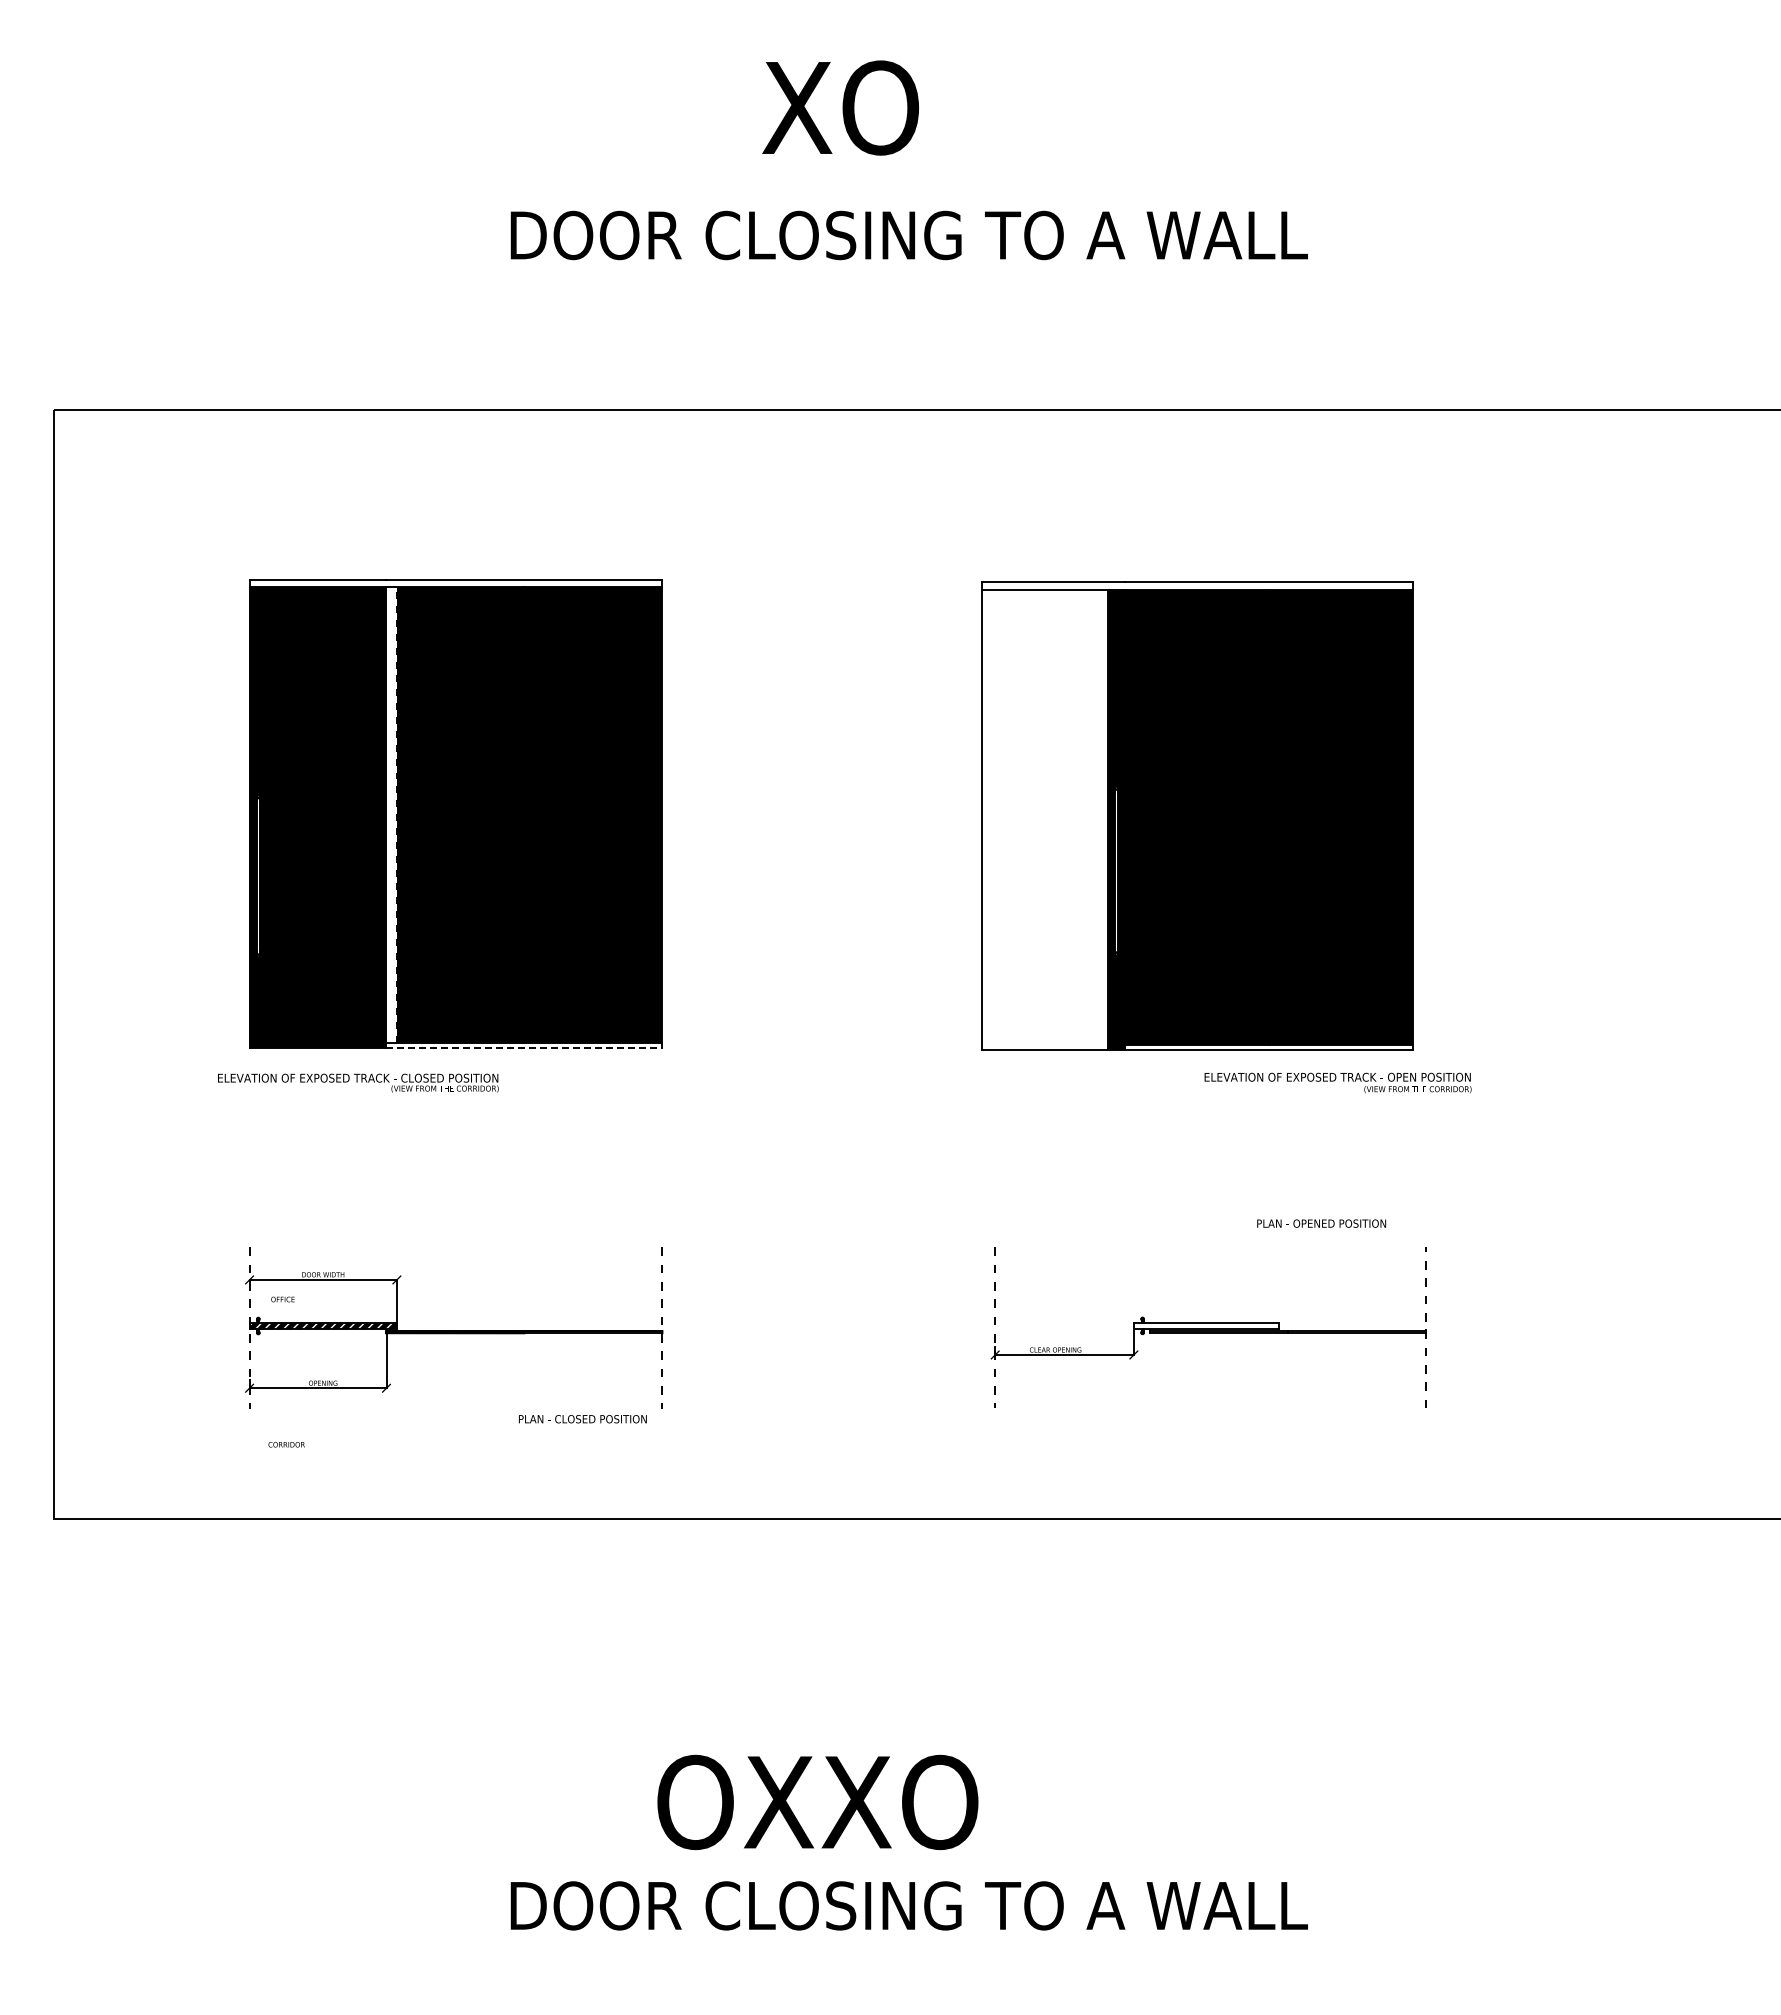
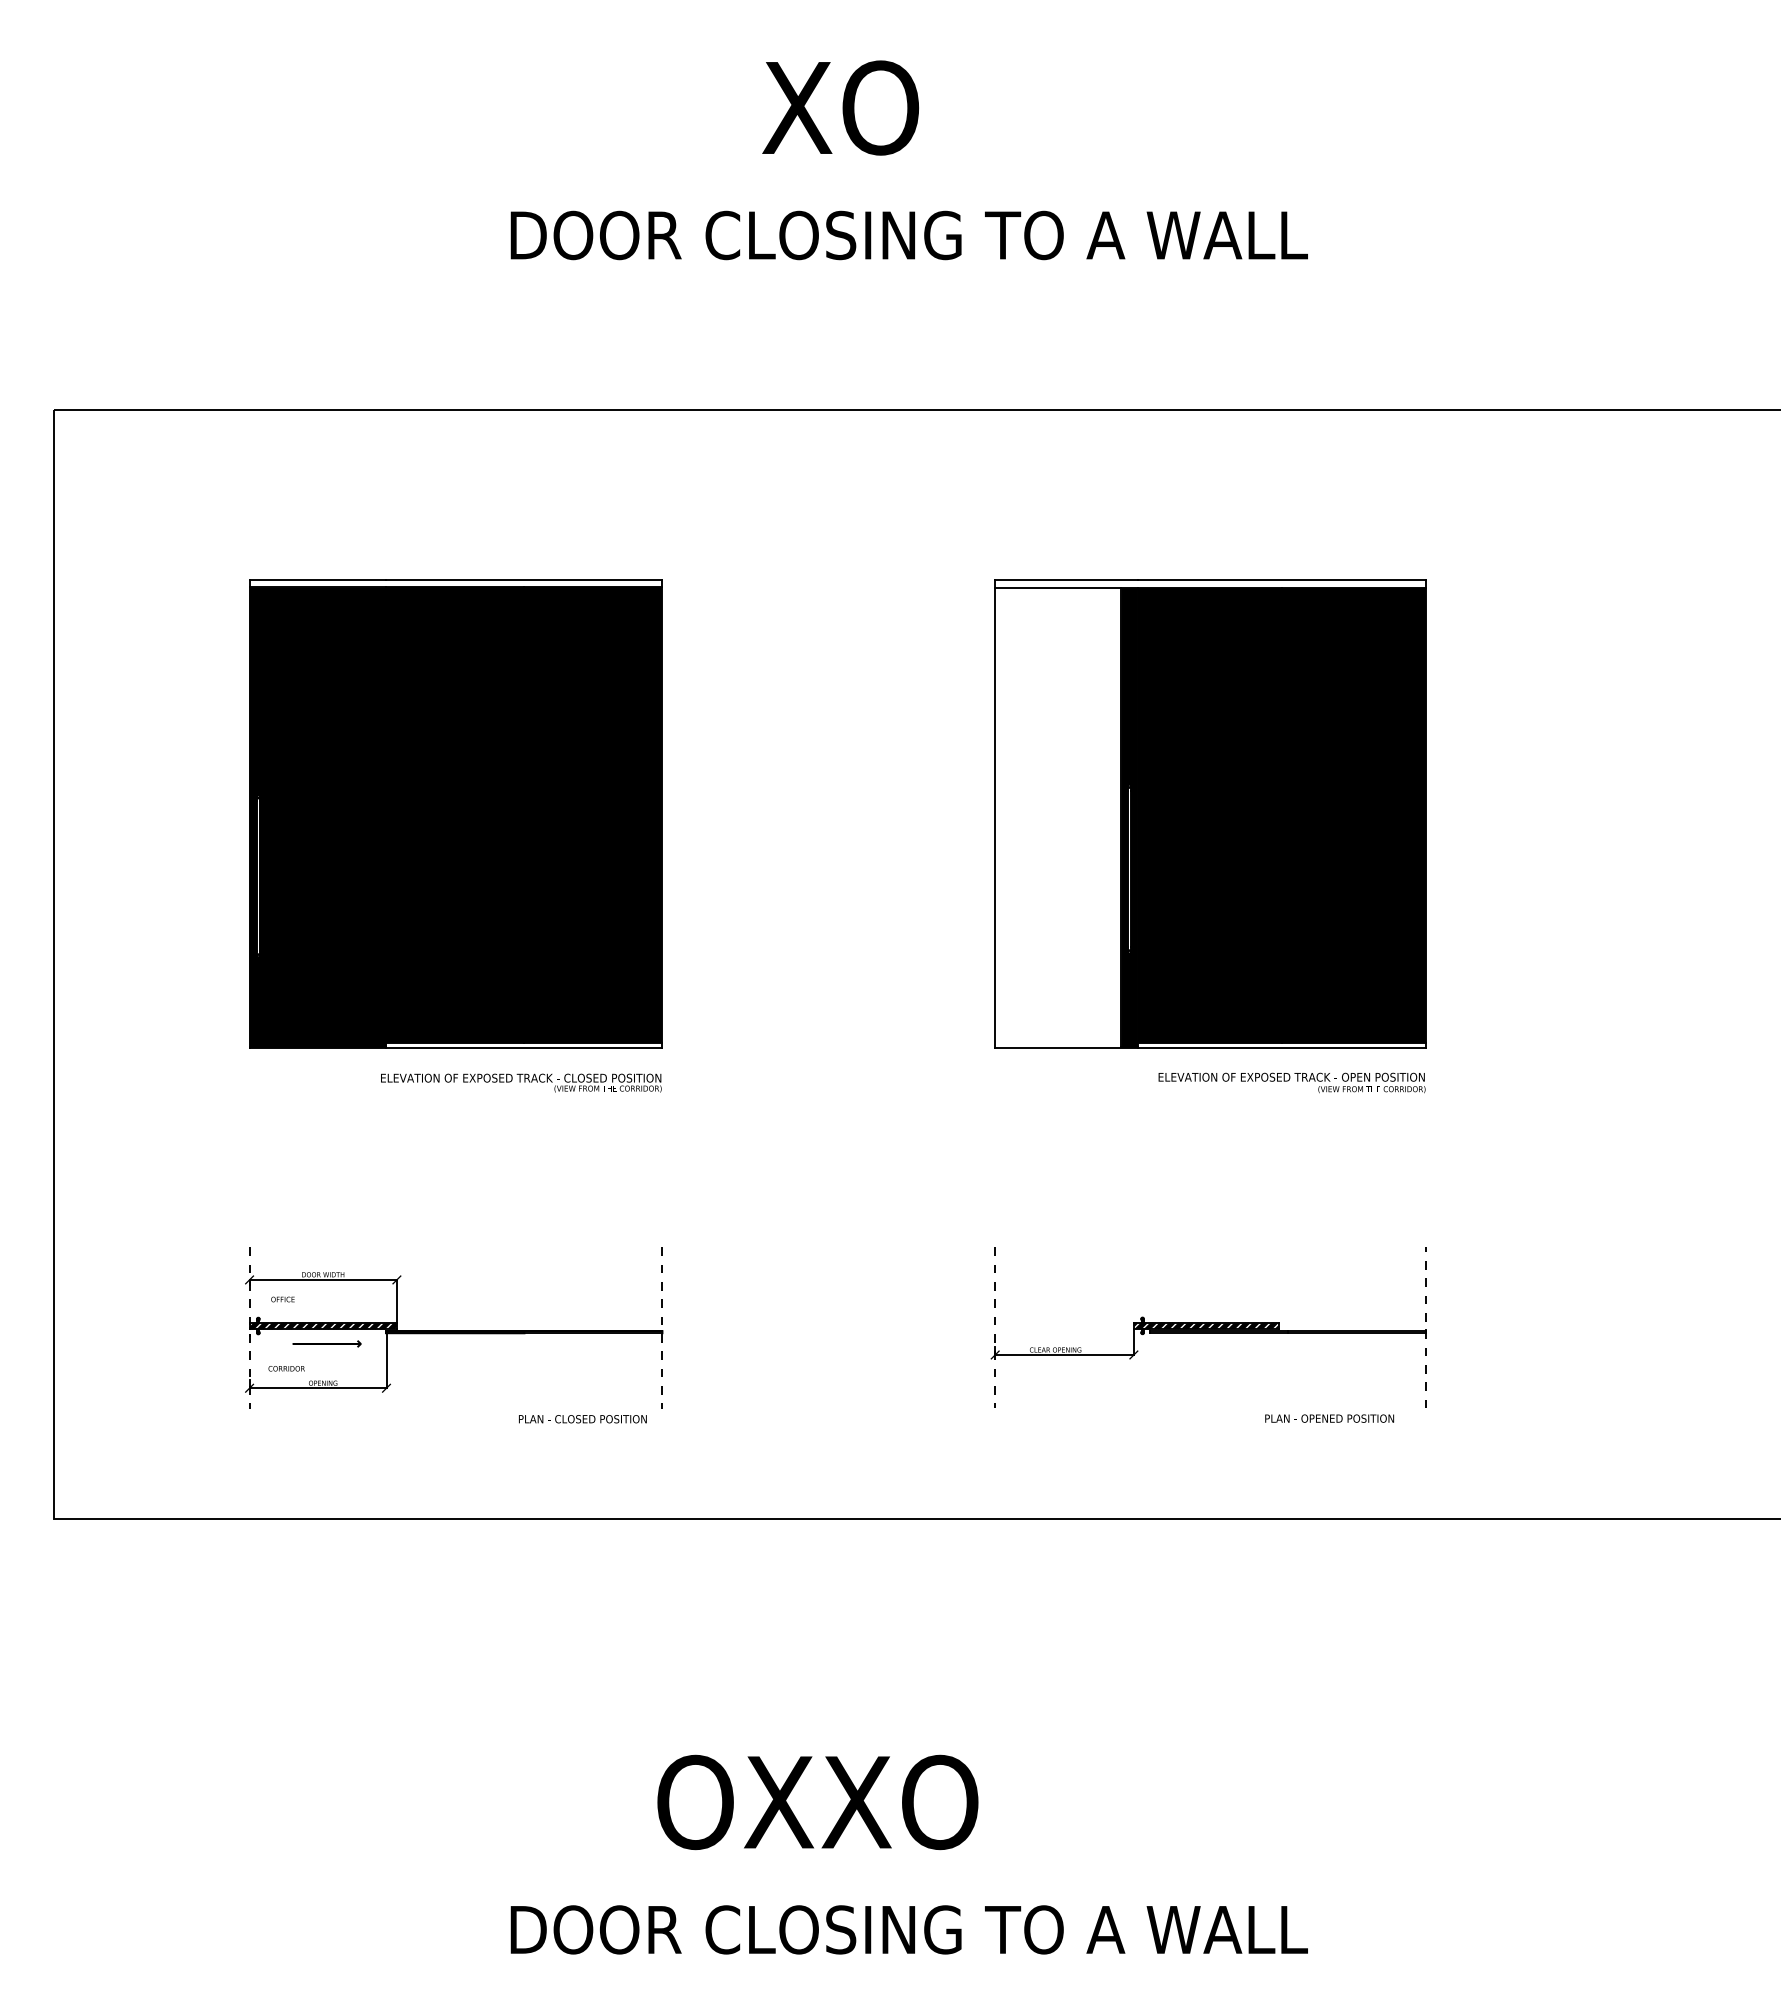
fill: none -> present (391, 814)
part position: (1197, 815) -> (1210, 813) (1210, 813)
line: dashed -> solid (524, 1048)
text position: (358, 1082) -> (521, 1082) (521, 1082)
text position: (1337, 1082) -> (1291, 1082) (1291, 1082)
text position: (1321, 1223) -> (1329, 1418) (1329, 1418)
hatch: none -> present (1206, 1325)
line: none -> present (326, 1343)
text position: (286, 1444) -> (286, 1368) (286, 1368)
text position: (908, 1905) -> (908, 1929) (908, 1929)
